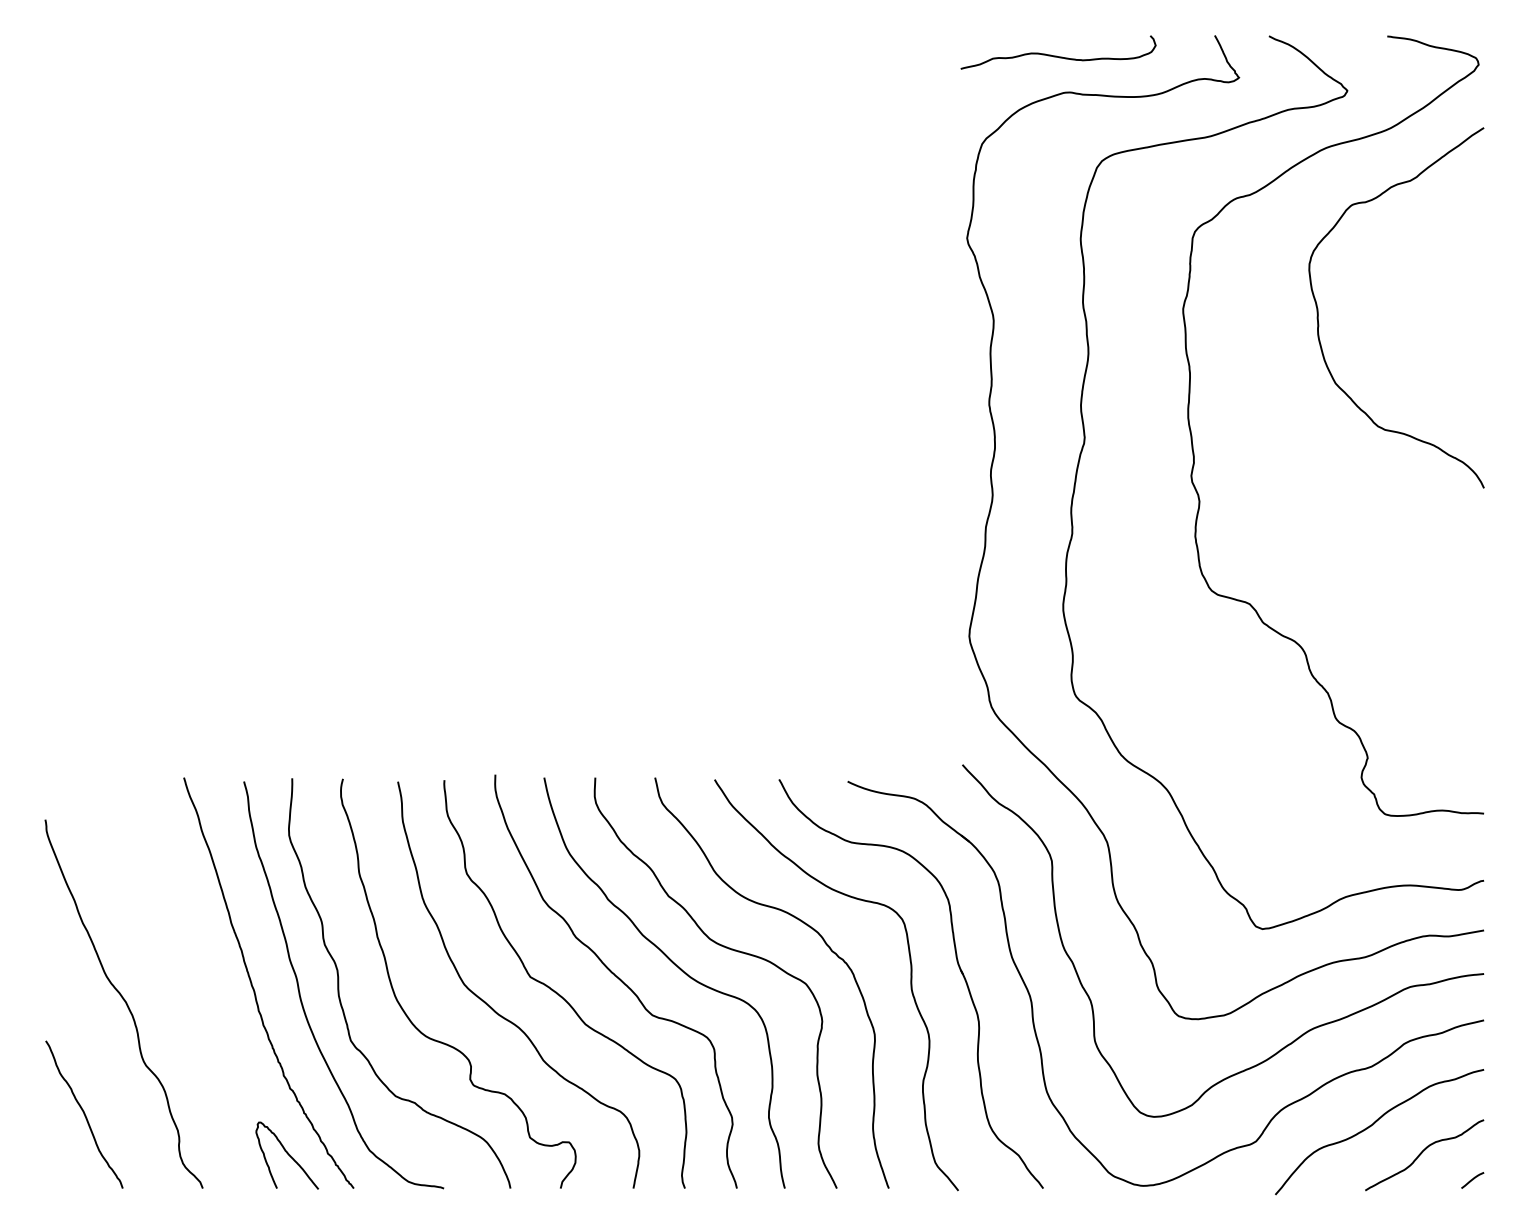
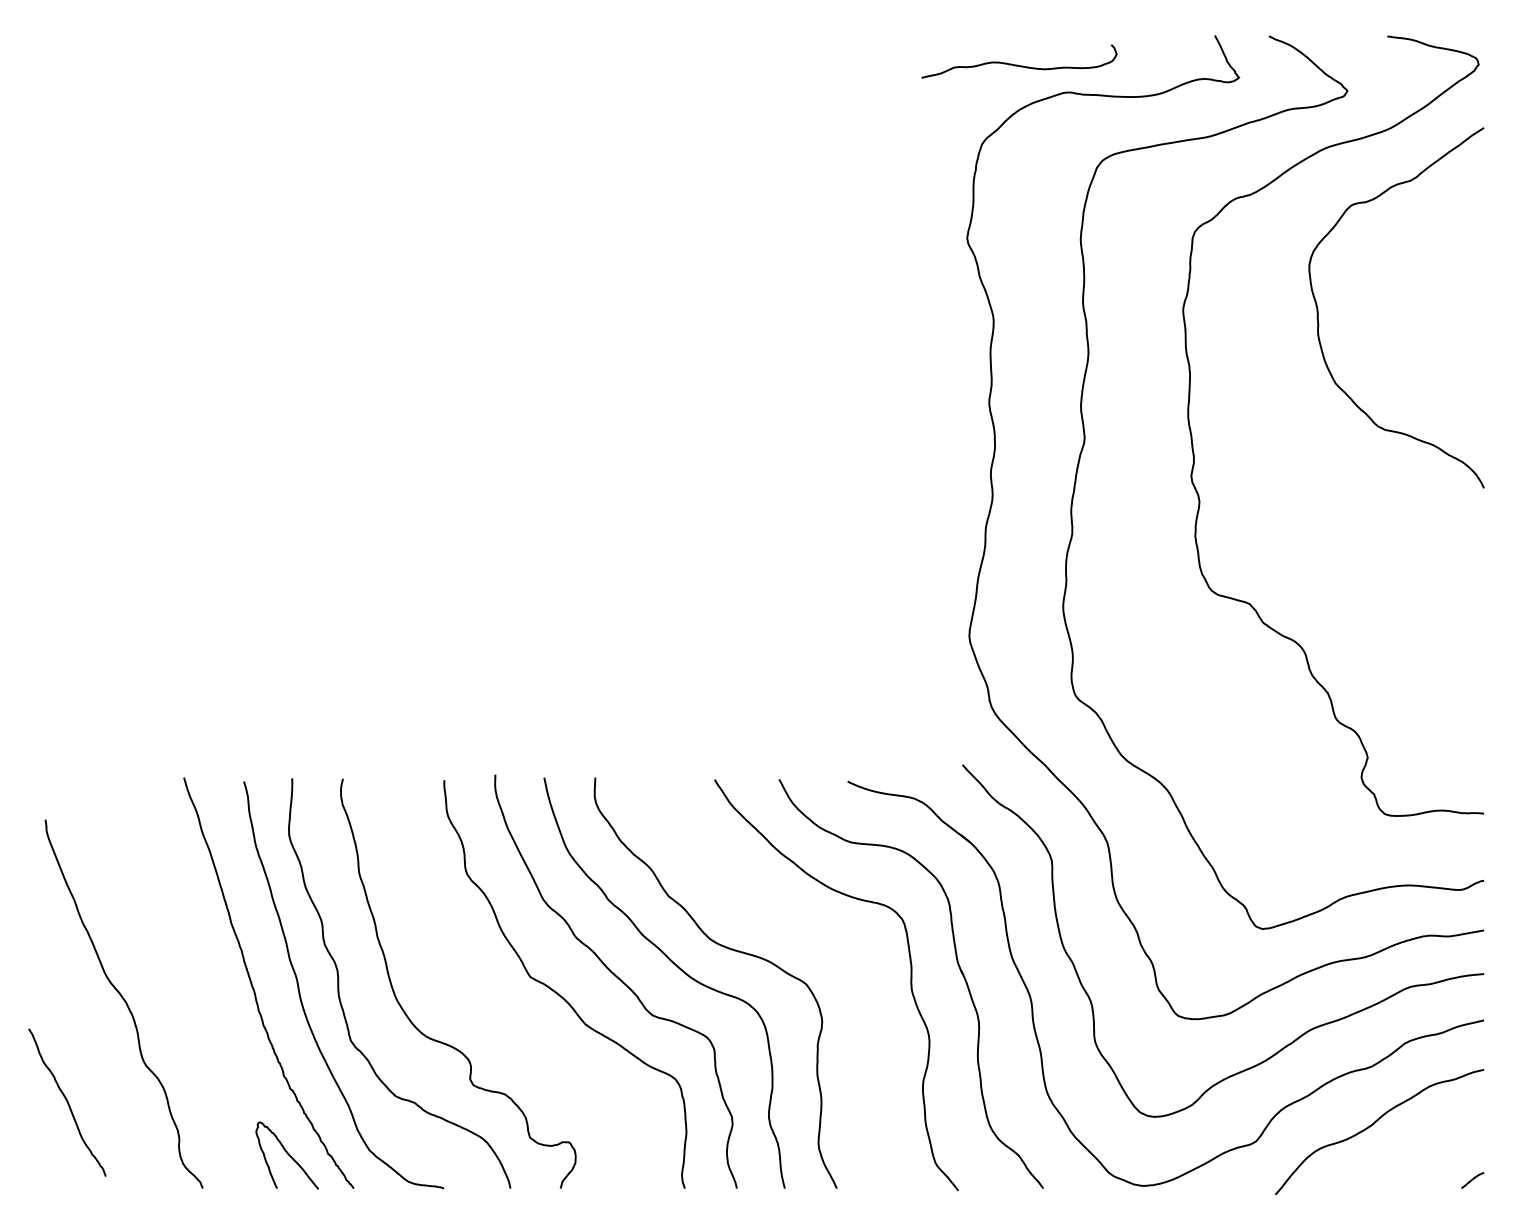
curve position: (1056, 55) -> (1017, 64) (1017, 64)
curve: present -> none (825, 944)
curve: present -> none (493, 1008)
curve position: (84, 1114) -> (67, 1102) (67, 1102)
curve: present -> none (1422, 1153)
